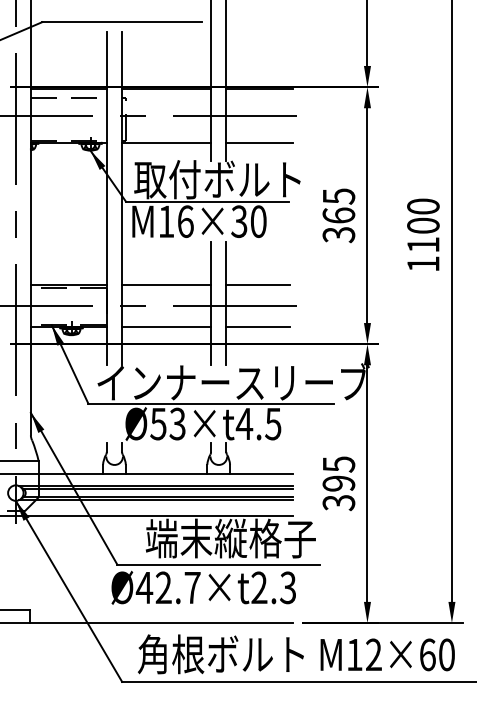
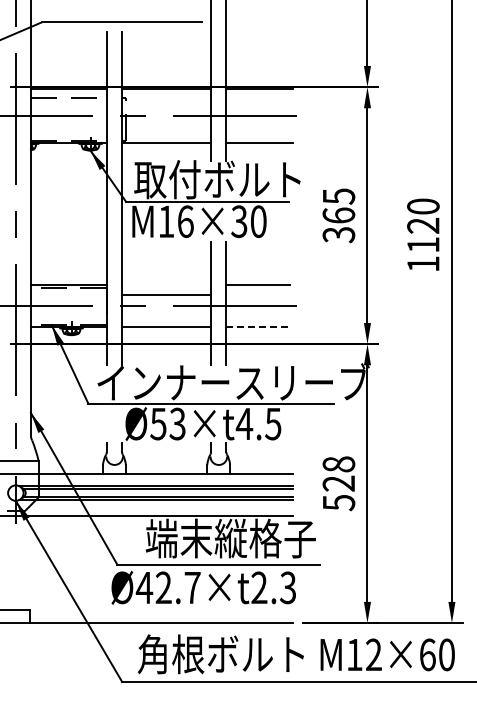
text: 1100 -> 1120 (423, 225)
line position: (166, 284) -> (166, 294) (166, 294)
line: solid -> dashed (258, 327)
text: 395 -> 528 (338, 483)
